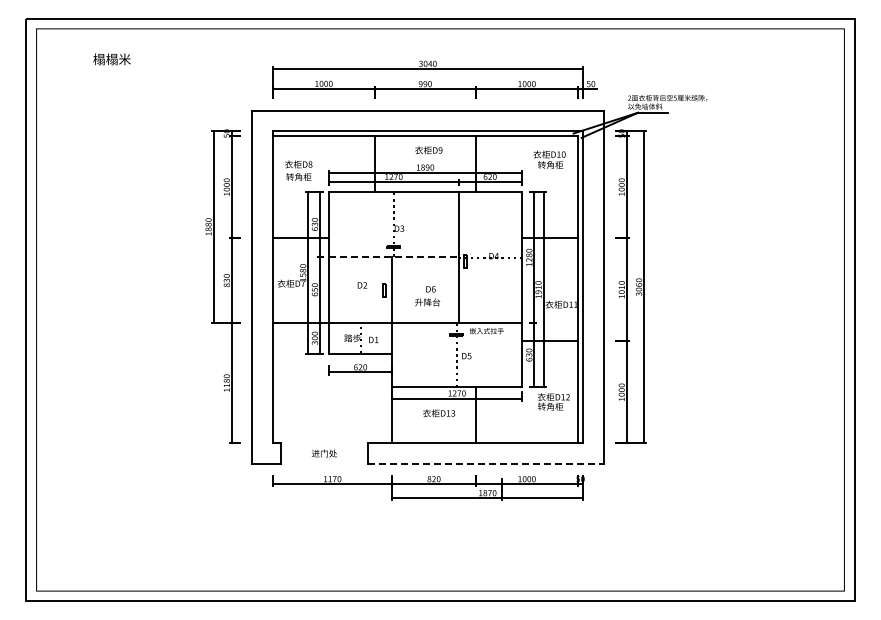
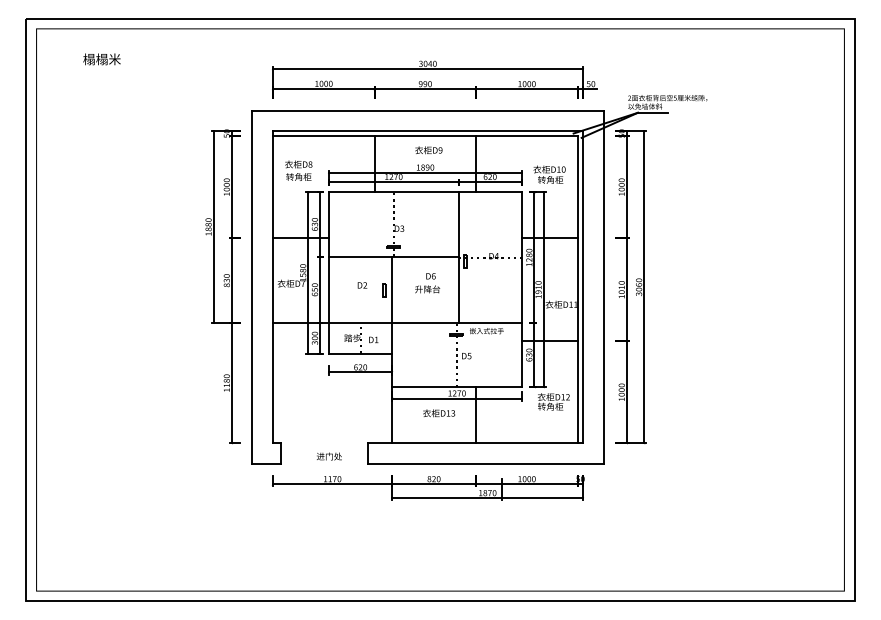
text position: (111, 59) -> (101, 59) (101, 59)
text position: (549, 159) -> (549, 174) (549, 174)
line: dashed -> solid (393, 256)
text position: (427, 296) -> (427, 283) (427, 283)
text position: (324, 453) -> (329, 456) (329, 456)
line: dashed -> solid (485, 463)
